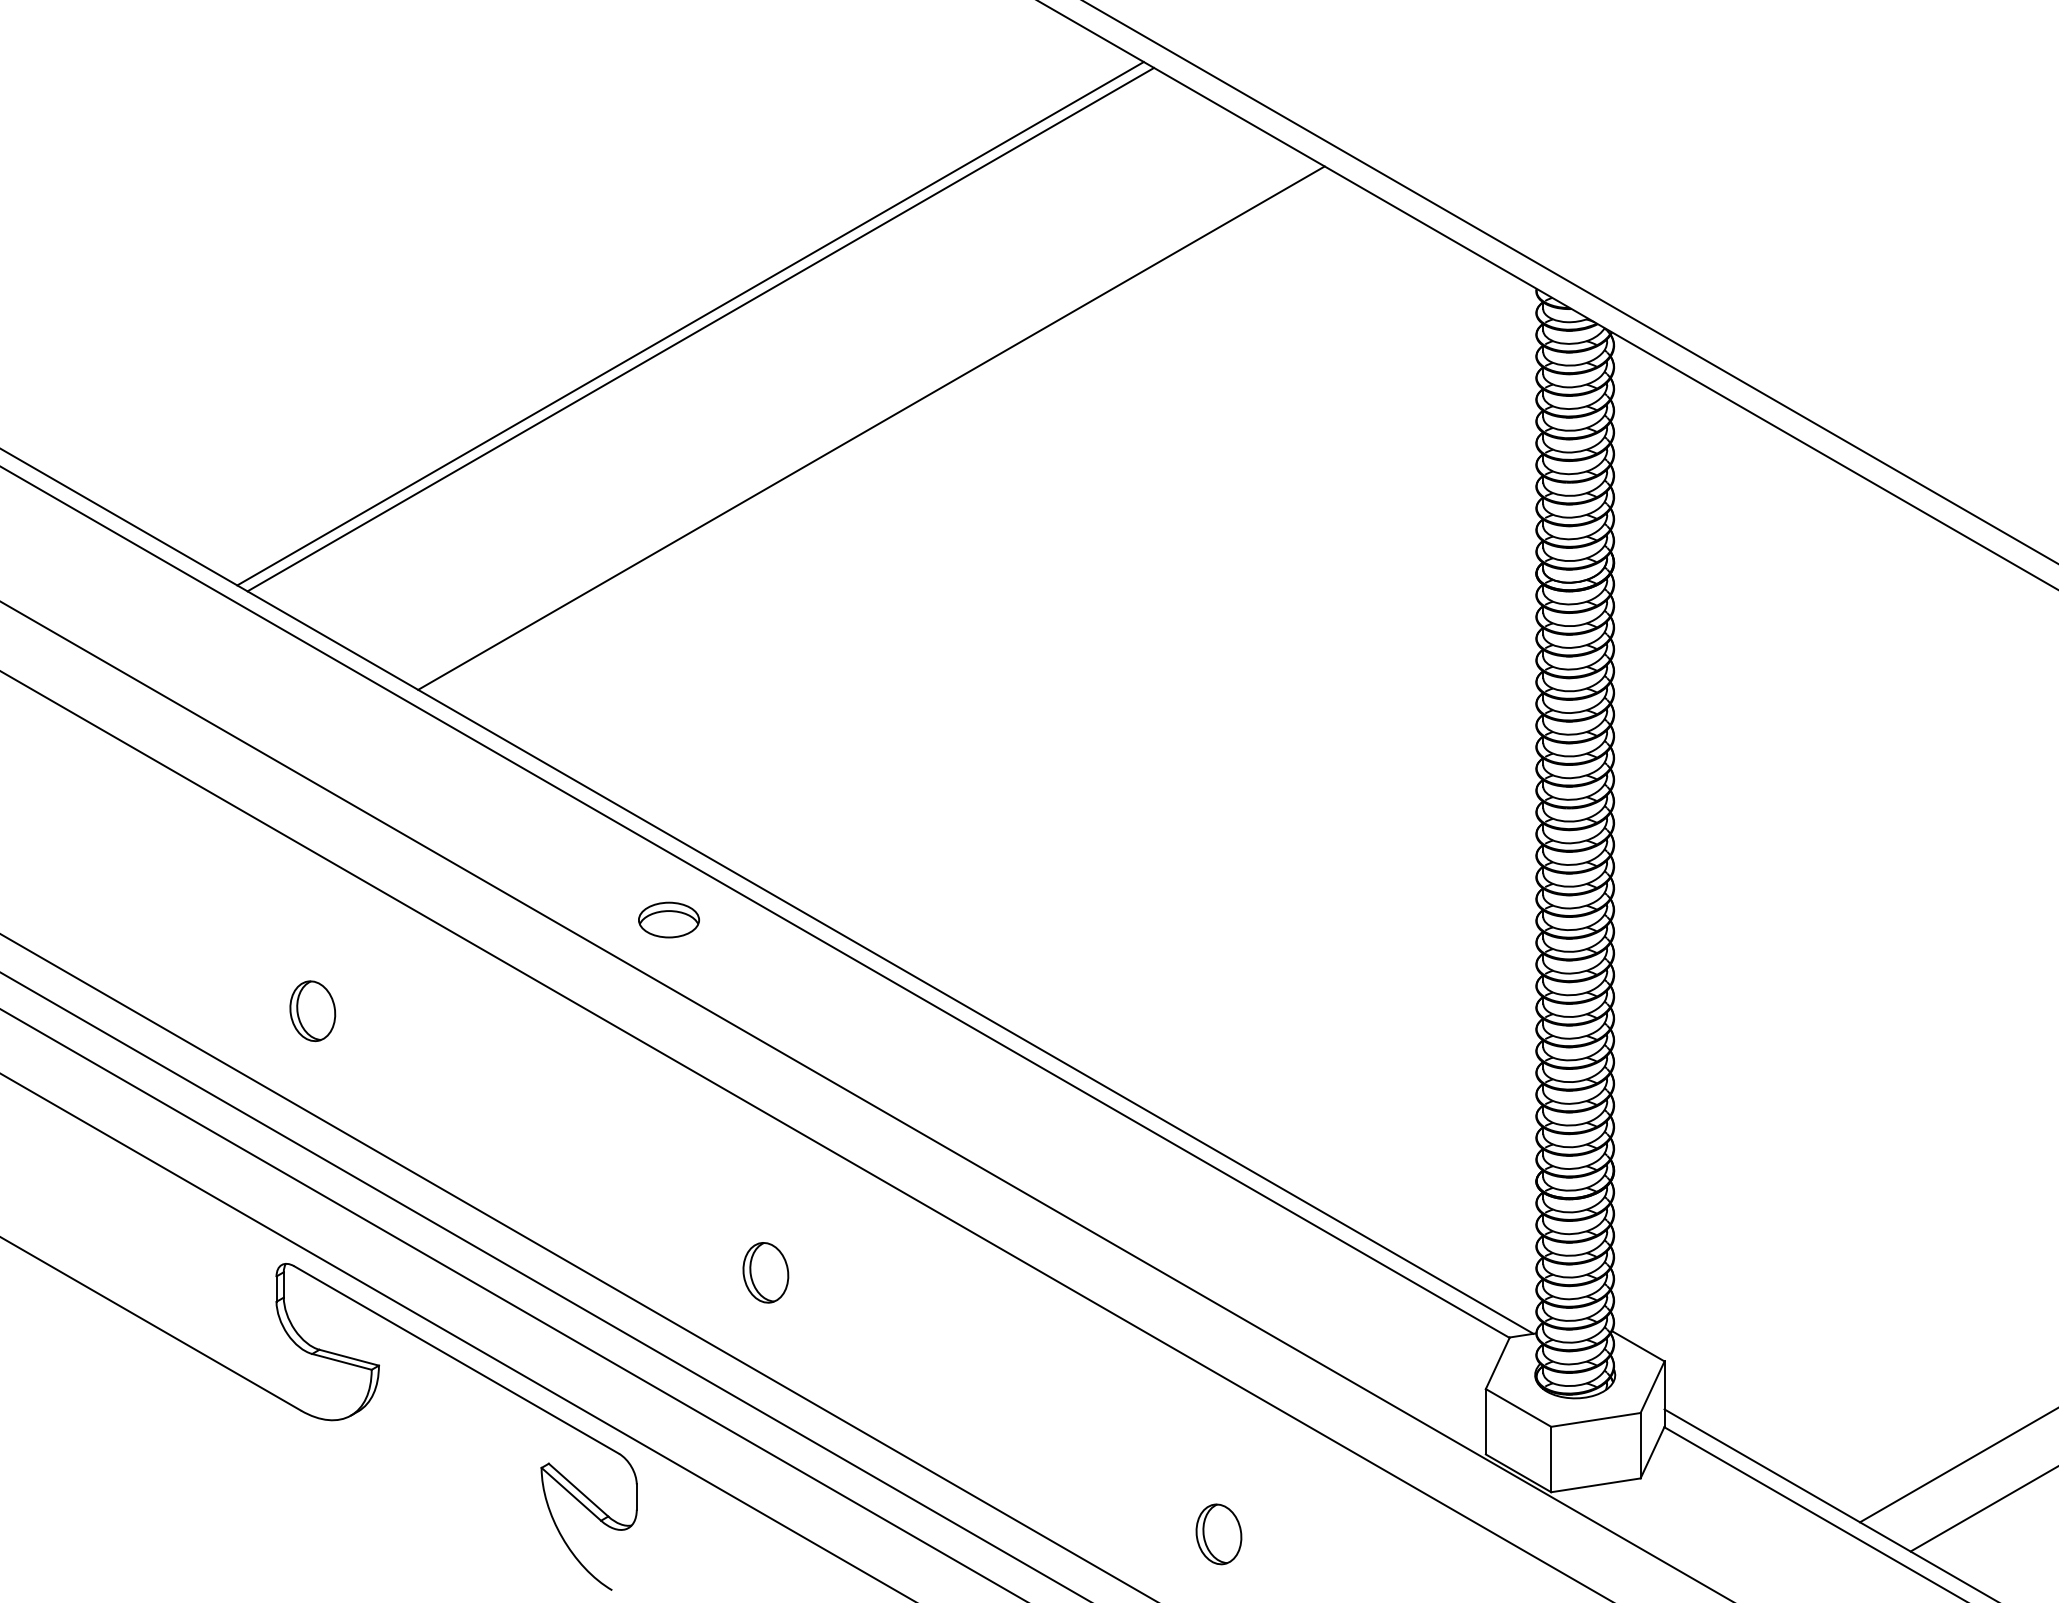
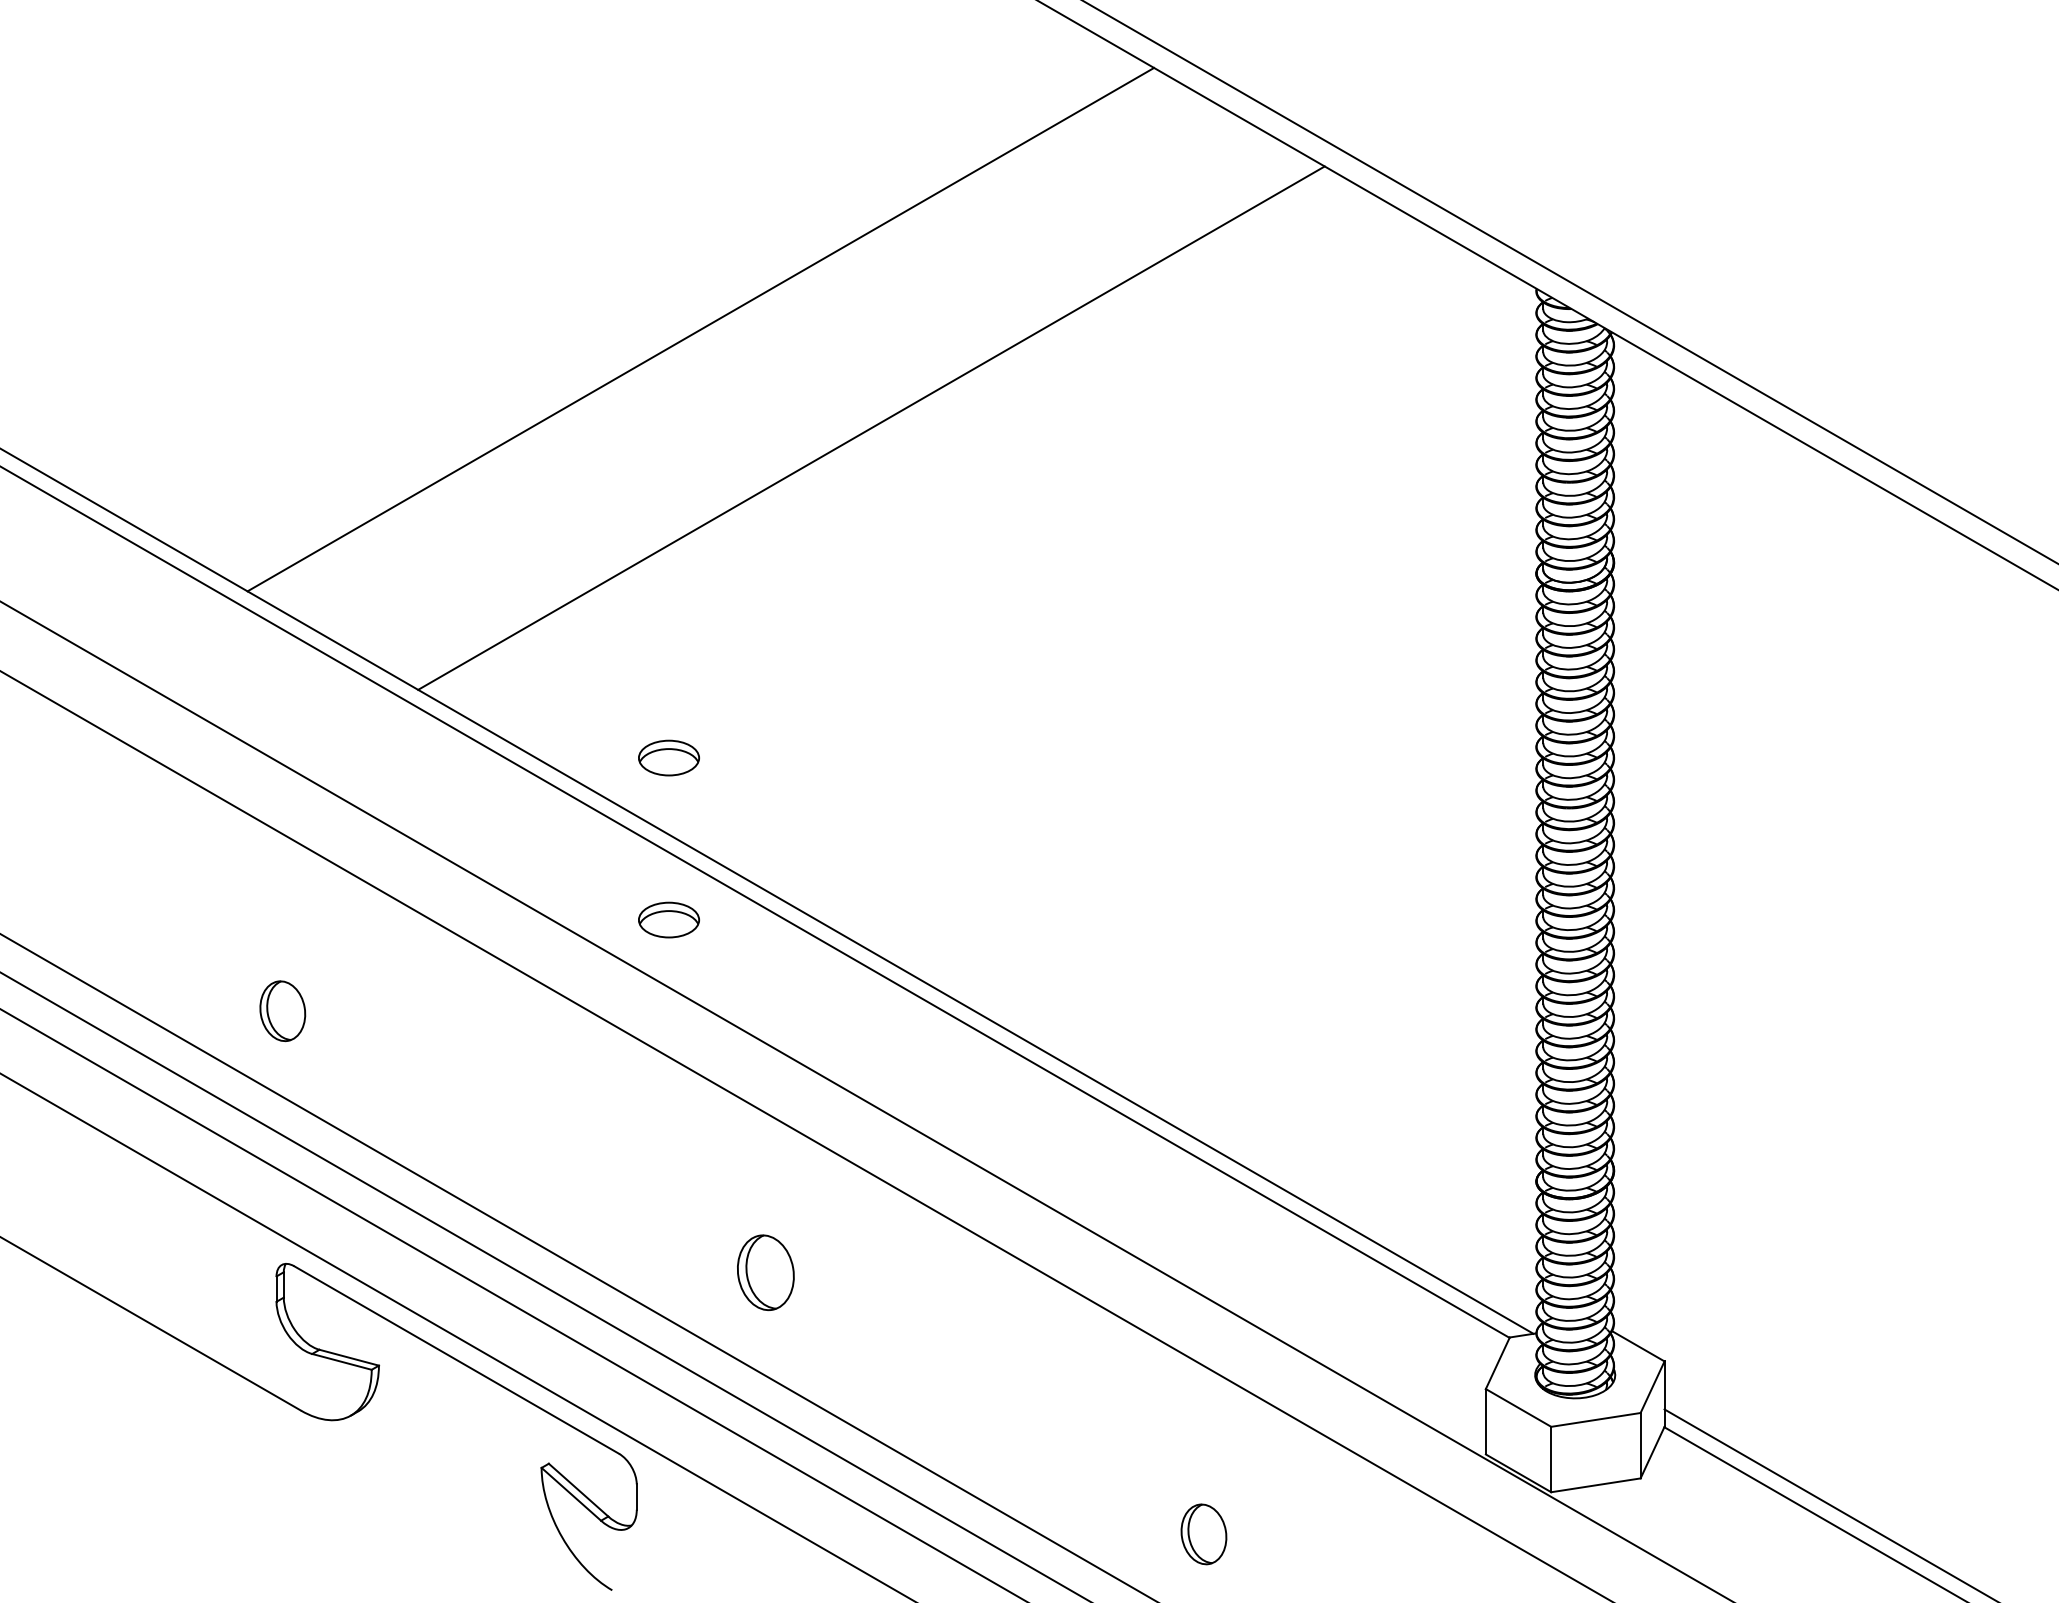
line: present -> none (690, 323)
part: none -> present (668, 757)
part position: (312, 1011) -> (282, 1011) (282, 1011)
part size: 48x62 px -> 58x78 px (765, 1272)
line: present -> none (1957, 1465)
line: present -> none (1982, 1509)
part position: (1218, 1534) -> (1203, 1534) (1203, 1534)
